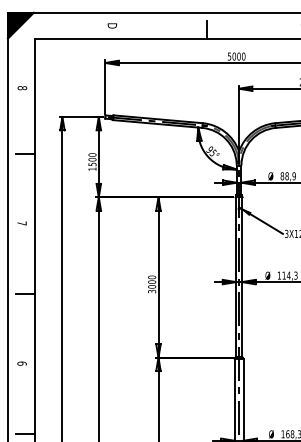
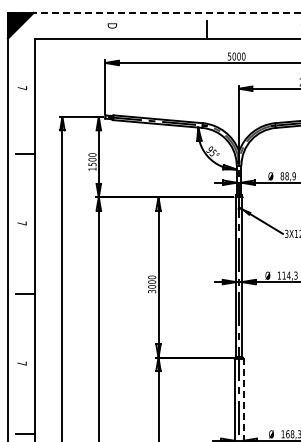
line: solid -> dashed (154, 12)
text: 8 -> 7 (22, 88)
text: 6 -> 7 (21, 363)
line: solid -> dashed (243, 399)
